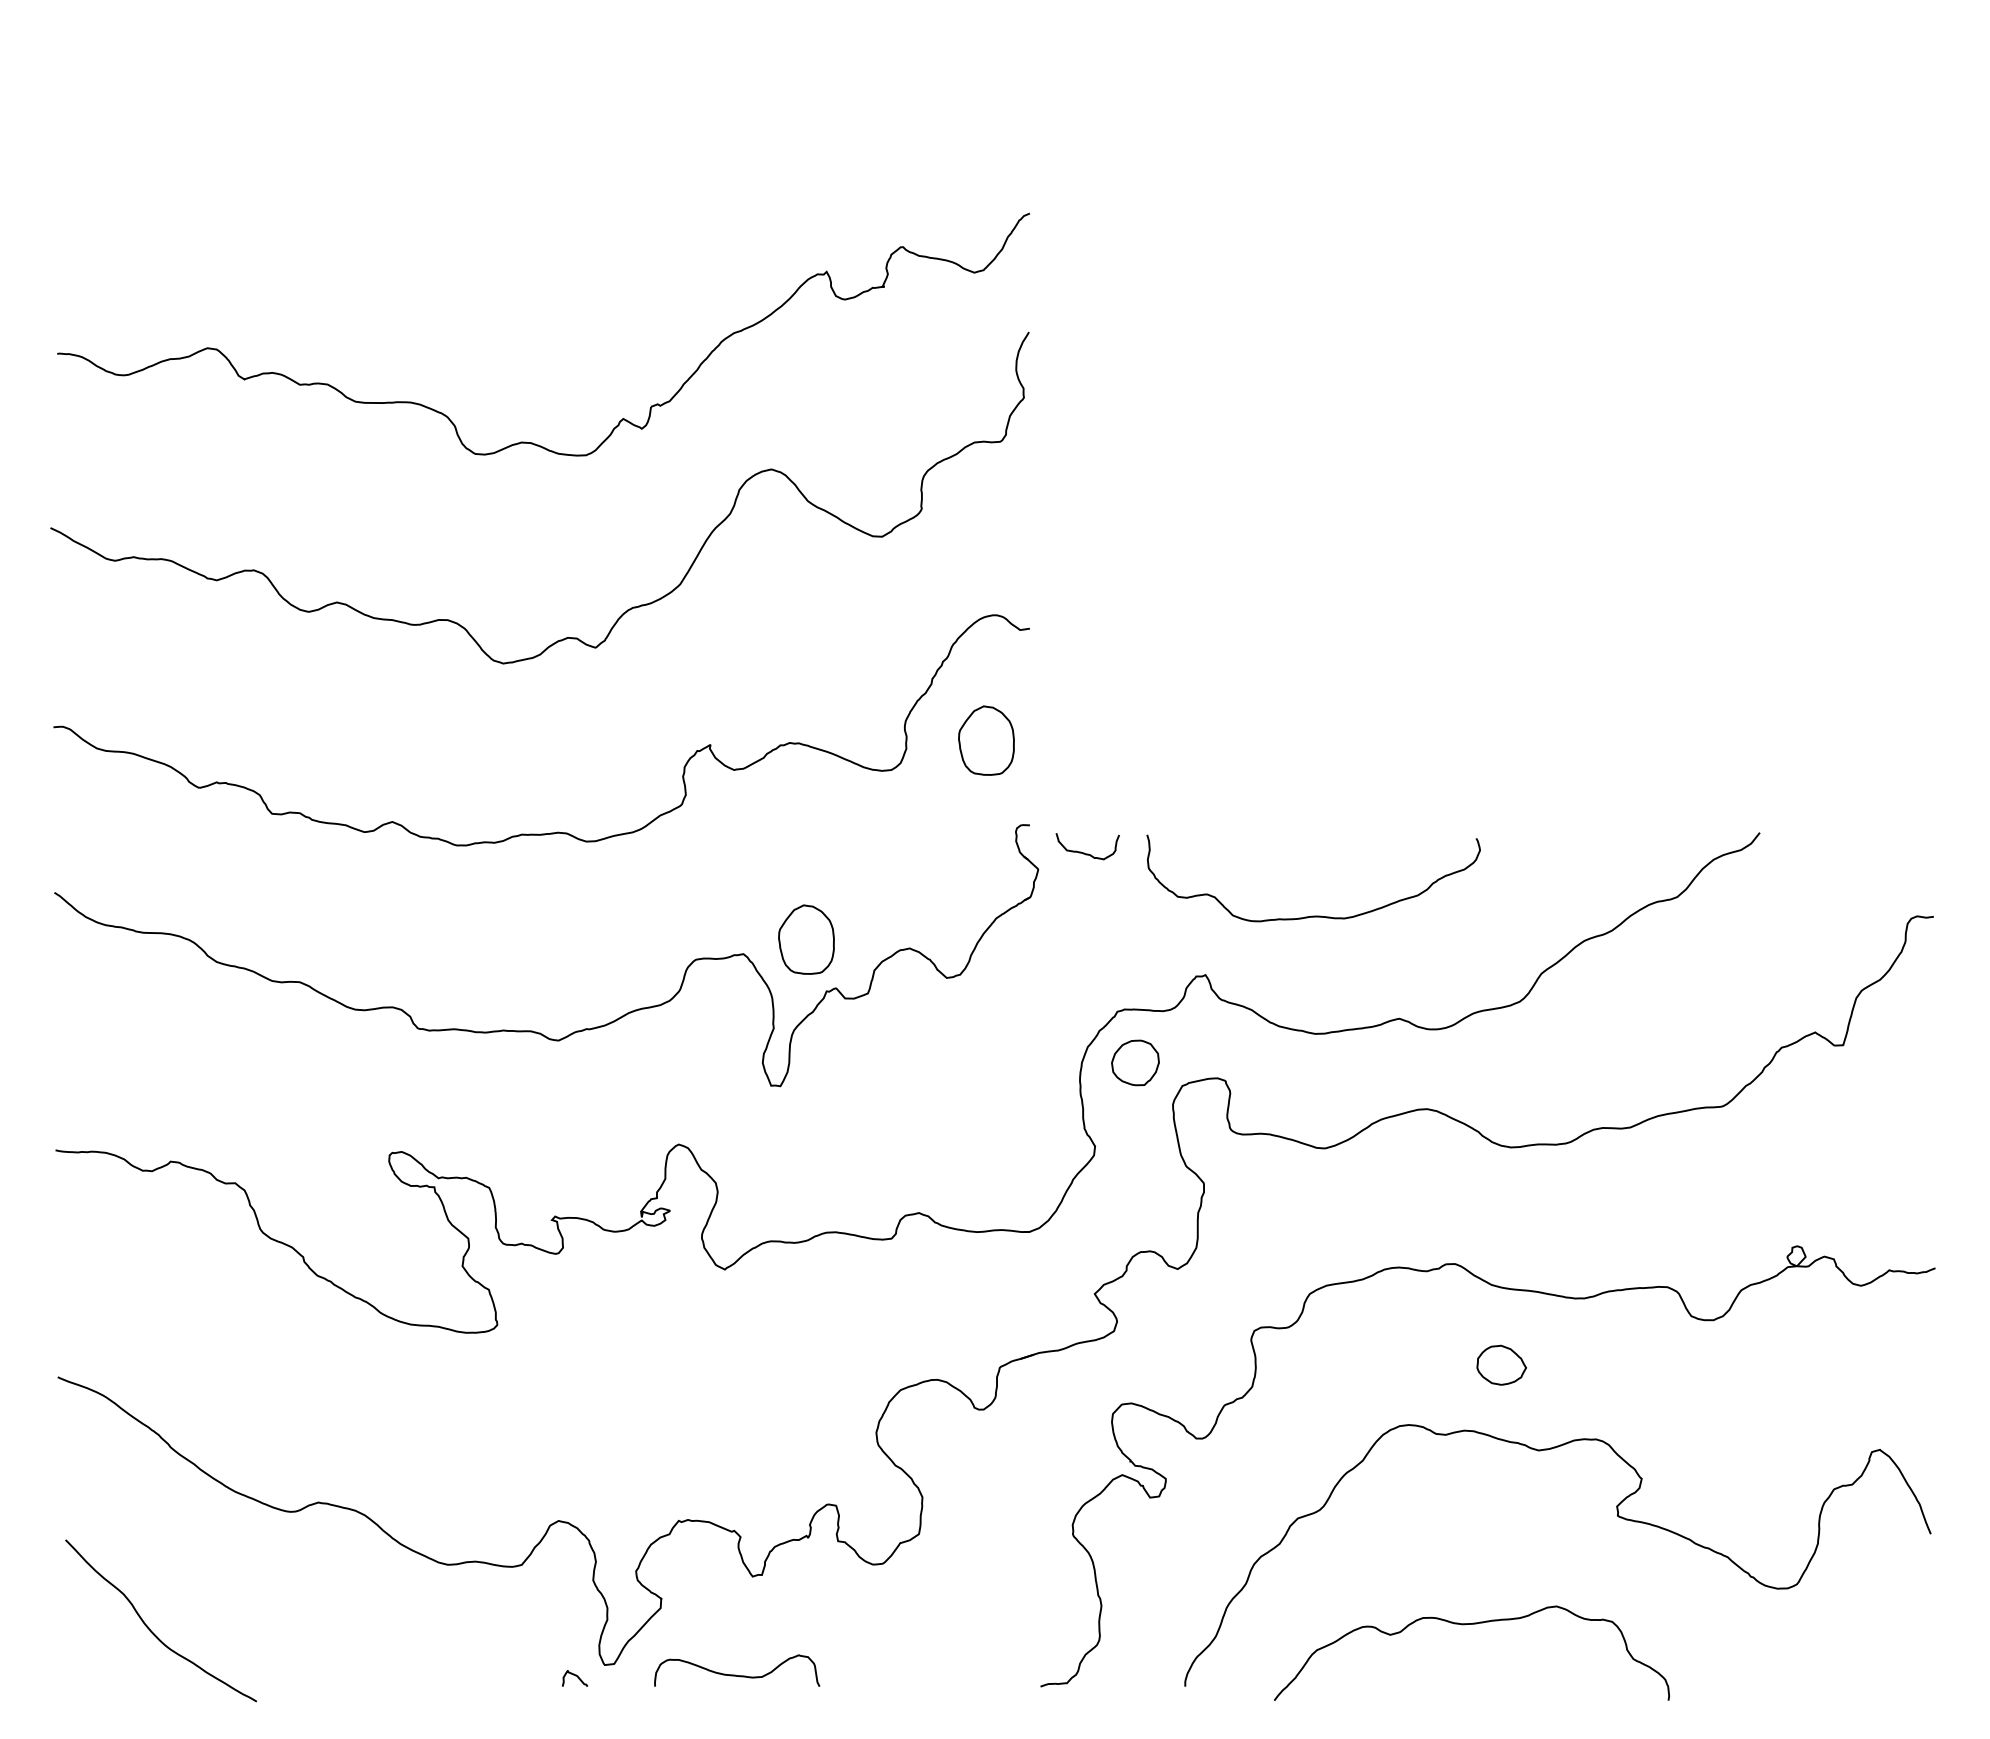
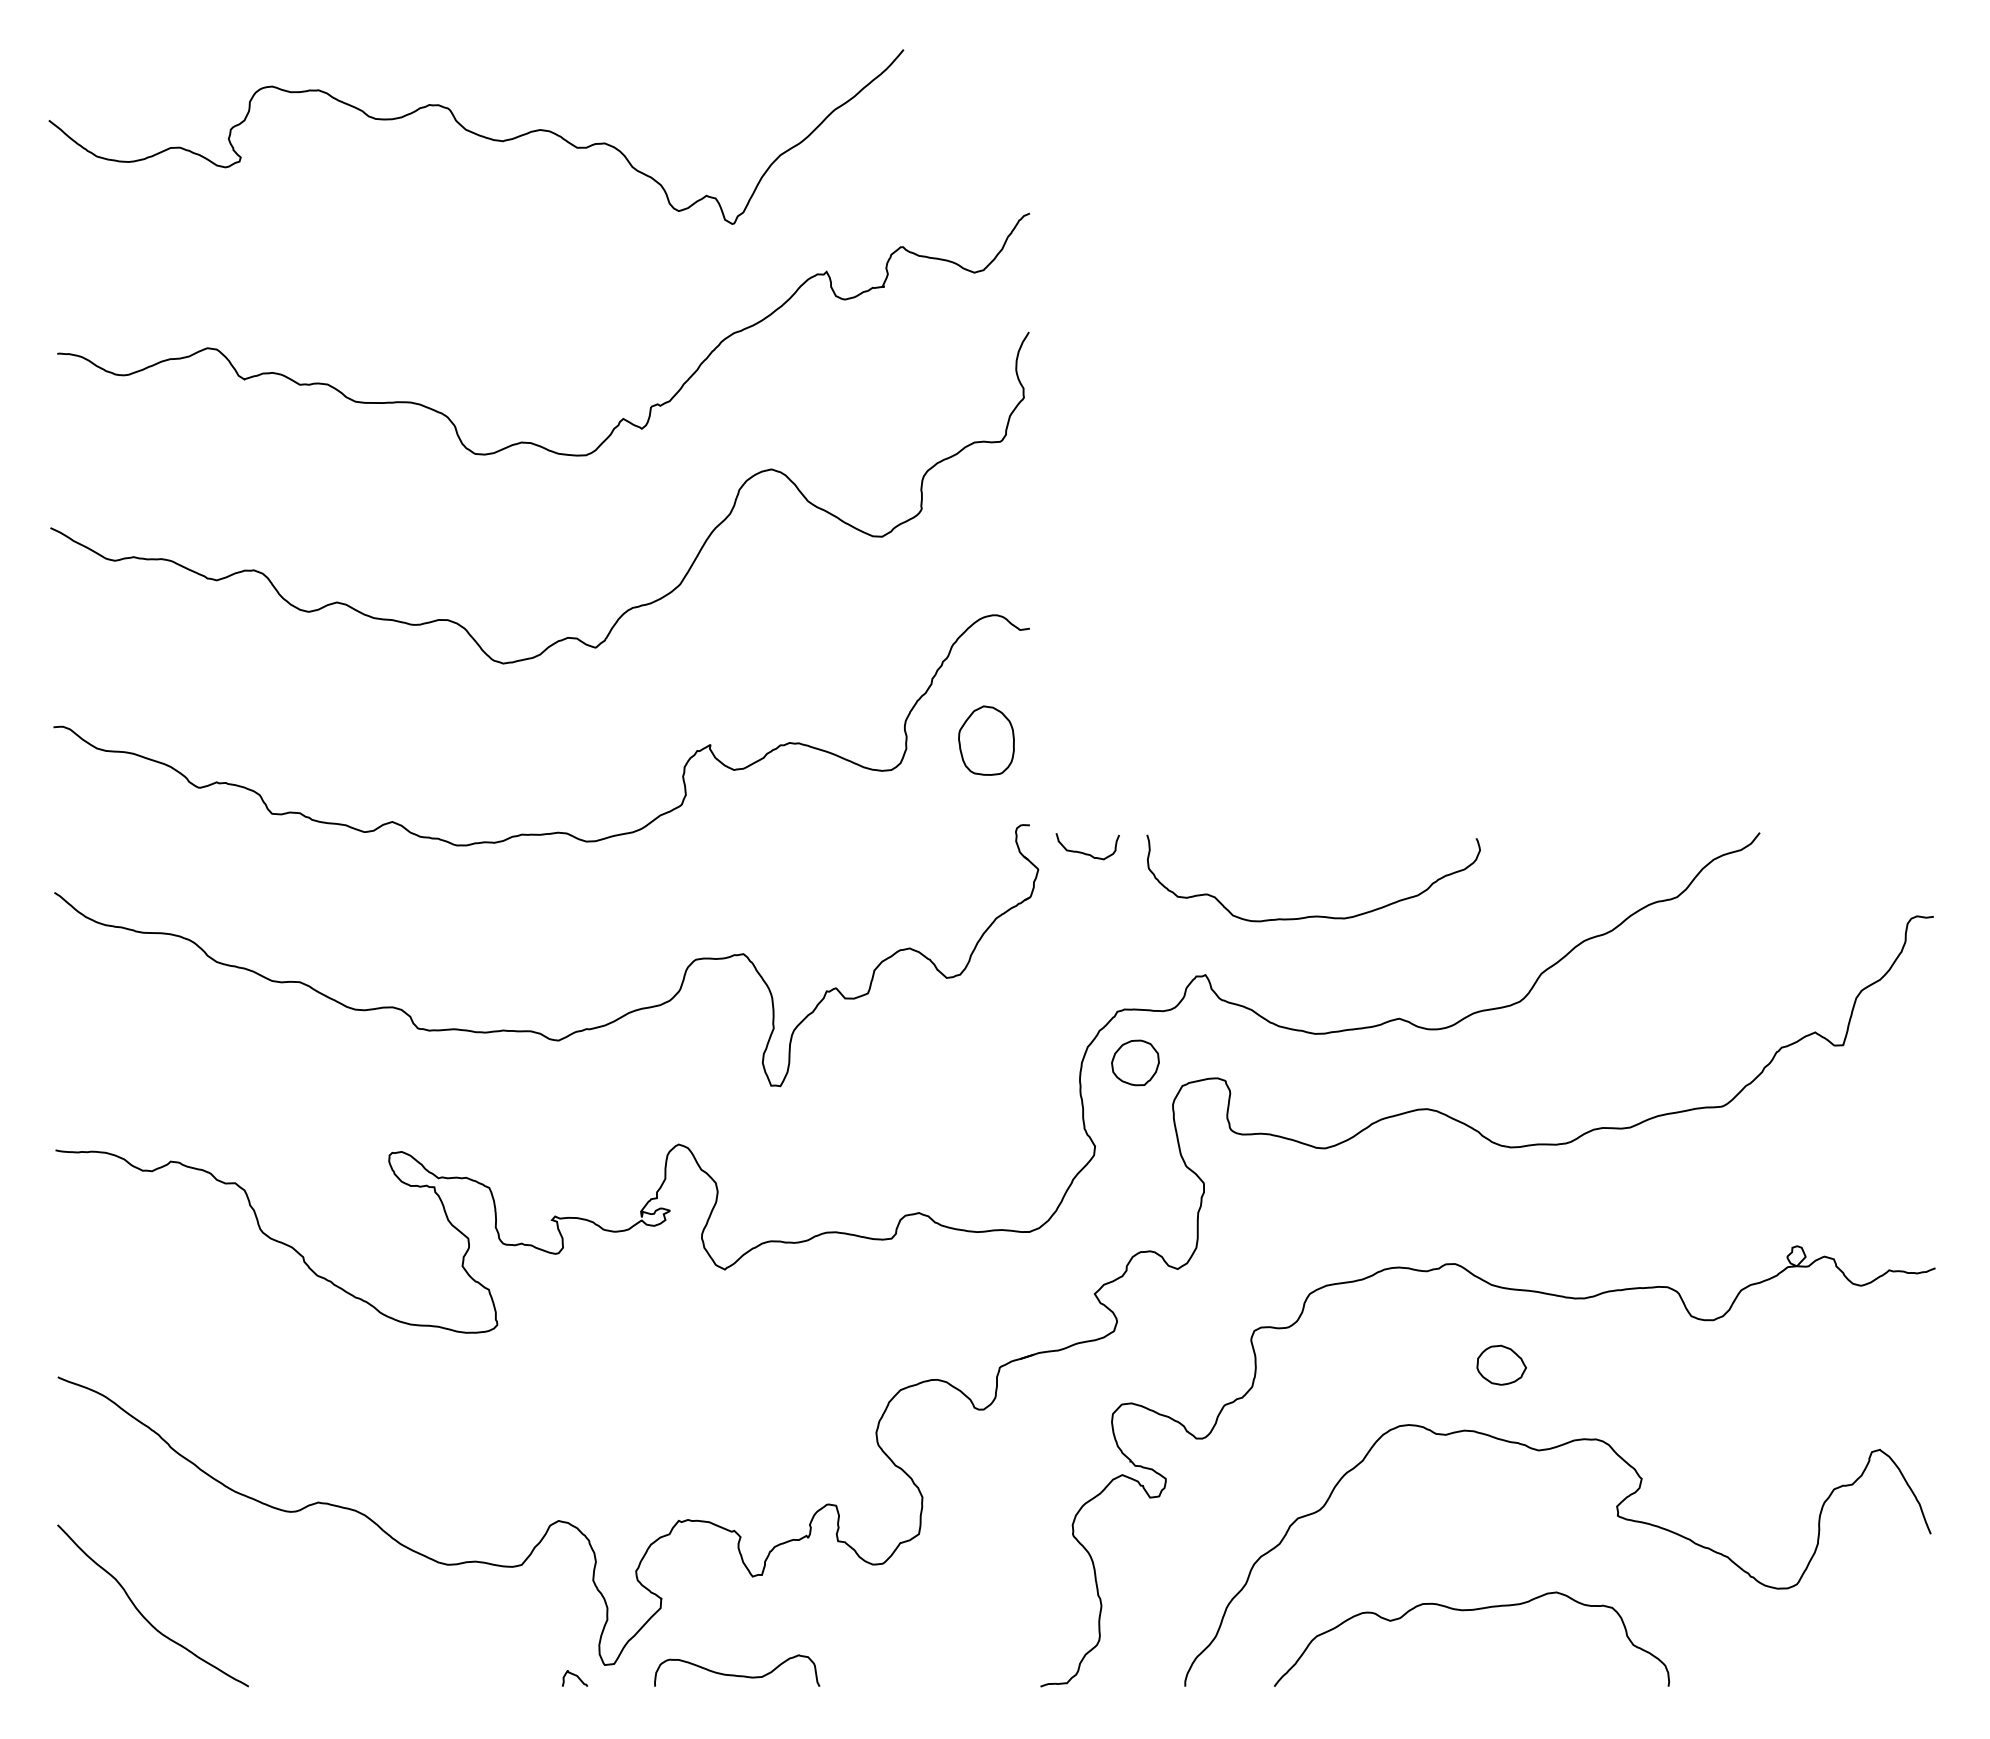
curve: none -> present (476, 135)
part: present -> none (806, 939)
curve position: (1472, 1624) -> (1472, 1610) (1472, 1610)
curve position: (149, 1627) -> (141, 1612) (141, 1612)
